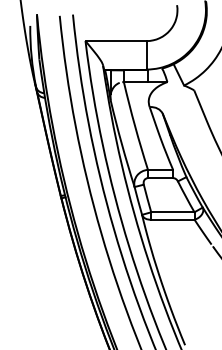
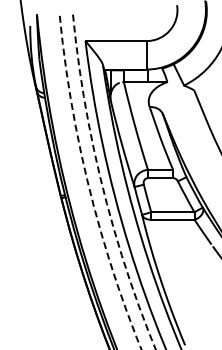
arc: solid -> dashed (88, 186)
arc: solid -> dashed (102, 186)
